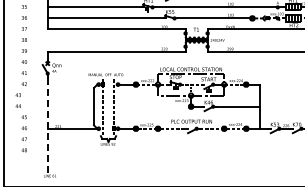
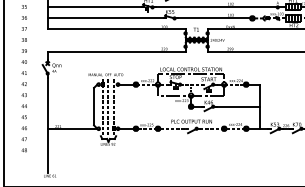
text position: (17, 100) -> (23, 100) (23, 100)
line: none -> present (108, 107)
line: dashed -> solid (47, 125)
